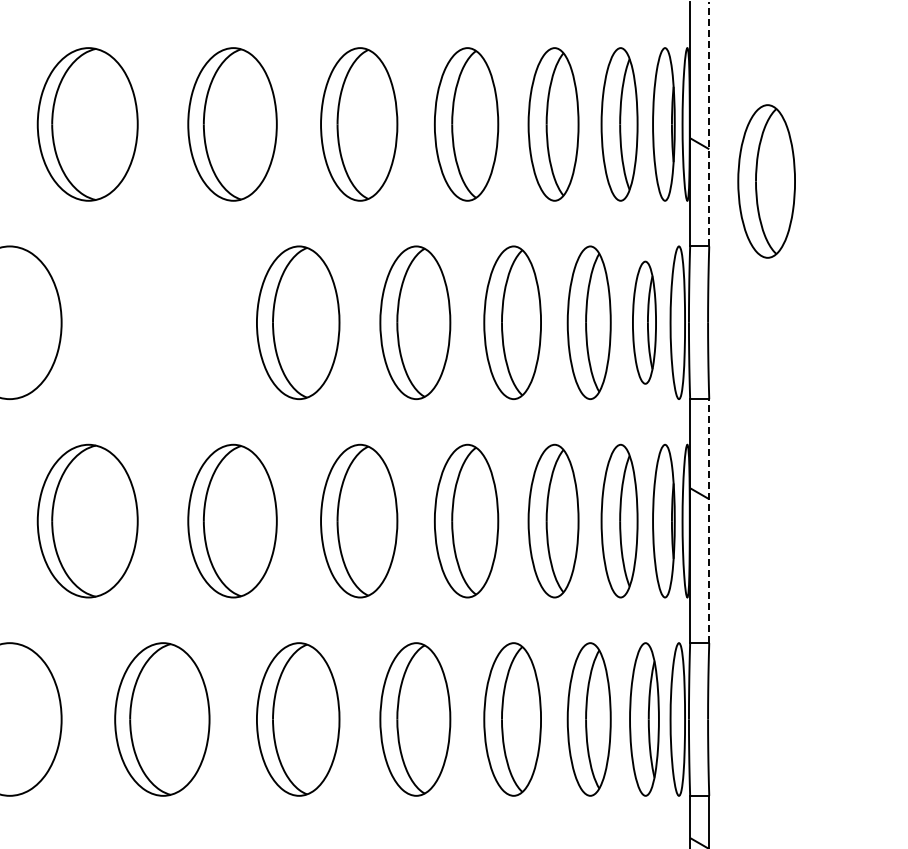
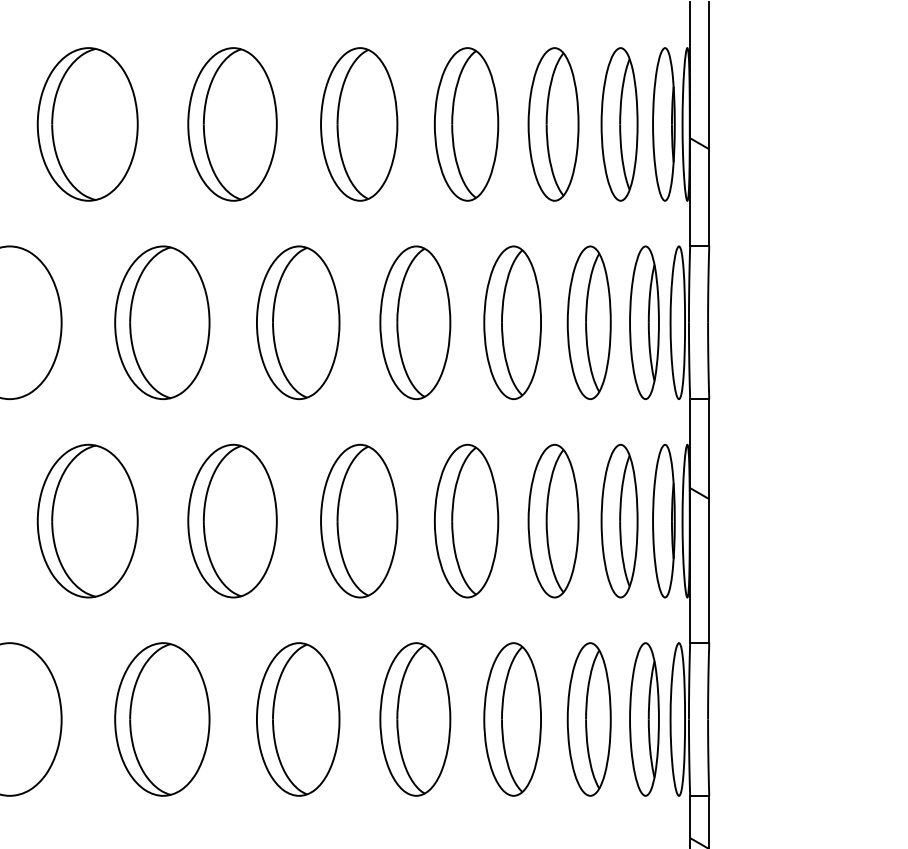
line: dashed -> solid (709, 124)
part: present -> none (766, 181)
part: none -> present (162, 322)
part size: 25x125 px -> 31x155 px (644, 322)
line: dashed -> solid (709, 521)
